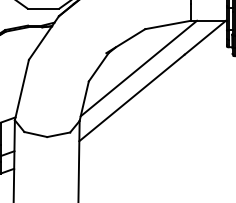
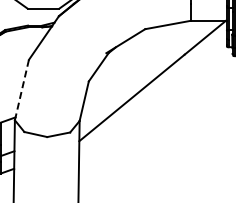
line: present -> none (138, 68)
line: solid -> dashed (21, 90)
